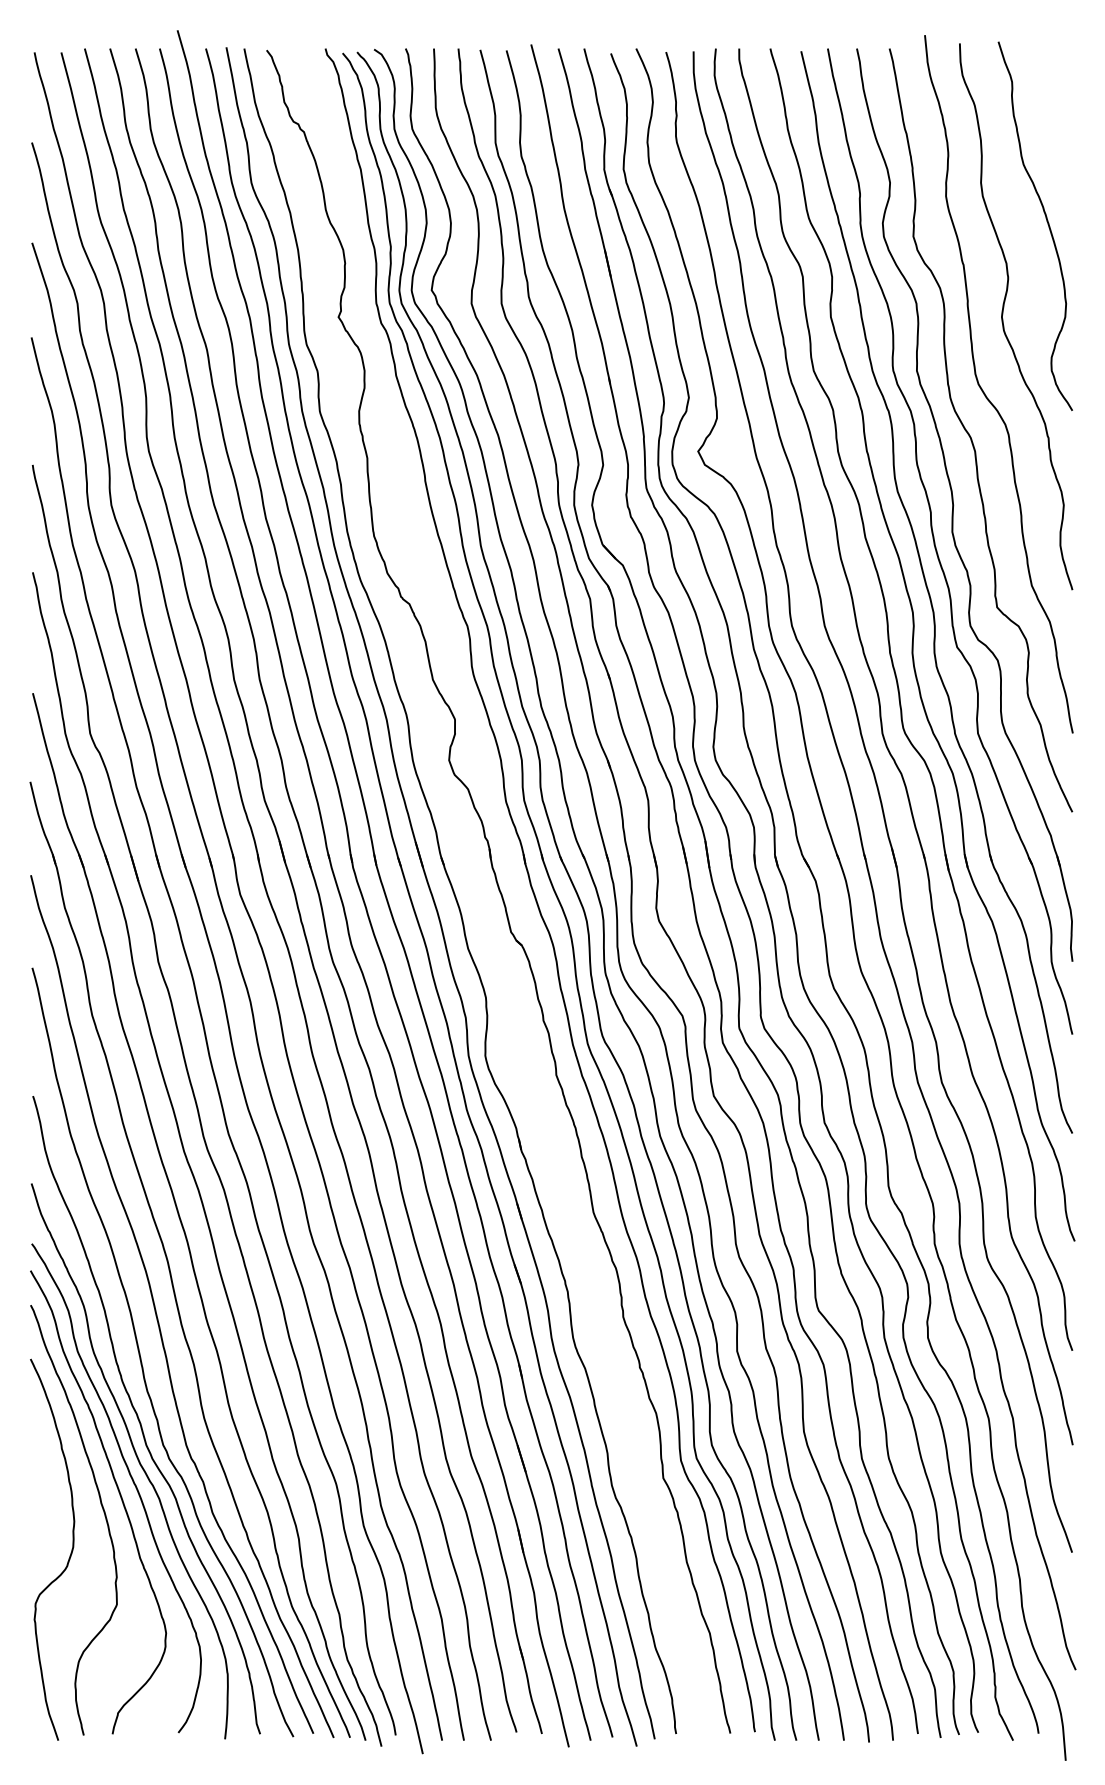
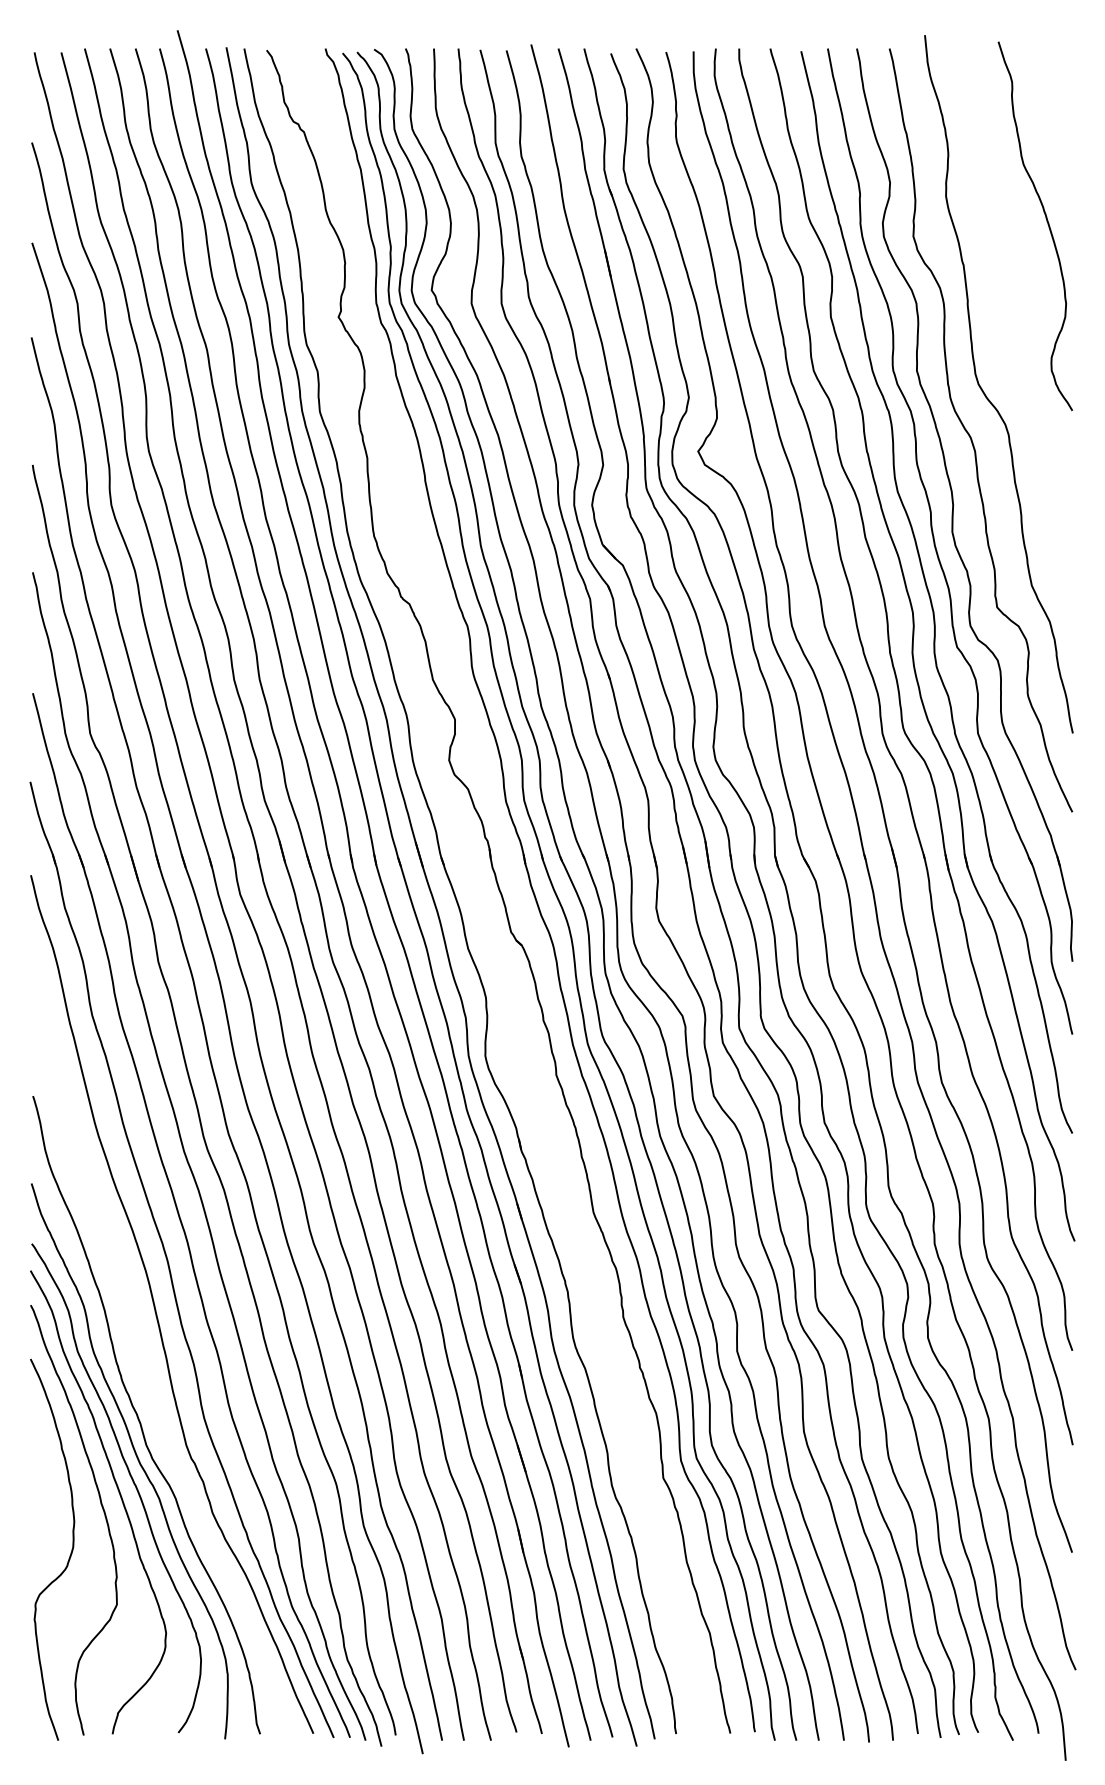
curve: present -> none (1003, 314)
curve: present -> none (141, 1357)
